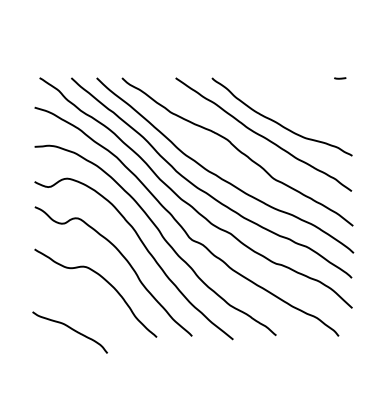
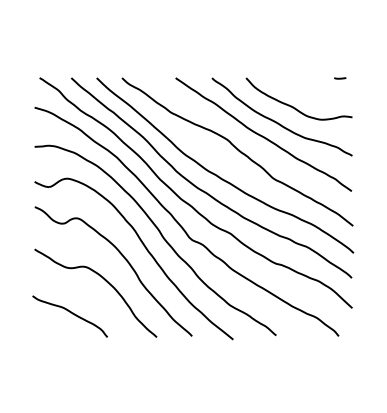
curve: none -> present (293, 106)
curve position: (70, 329) -> (70, 313) (70, 313)
